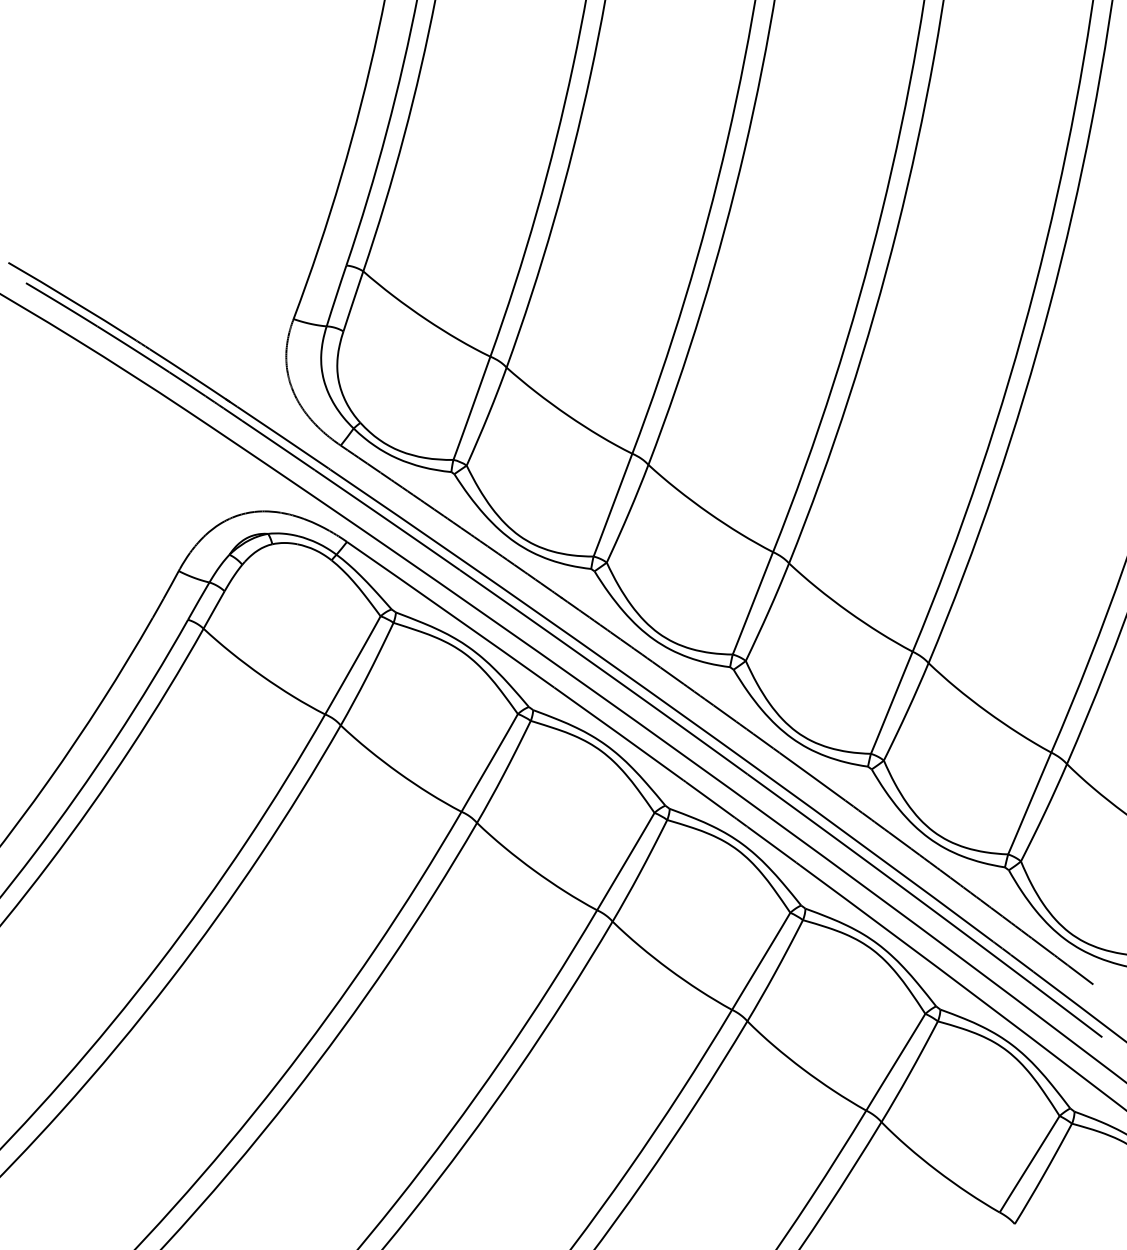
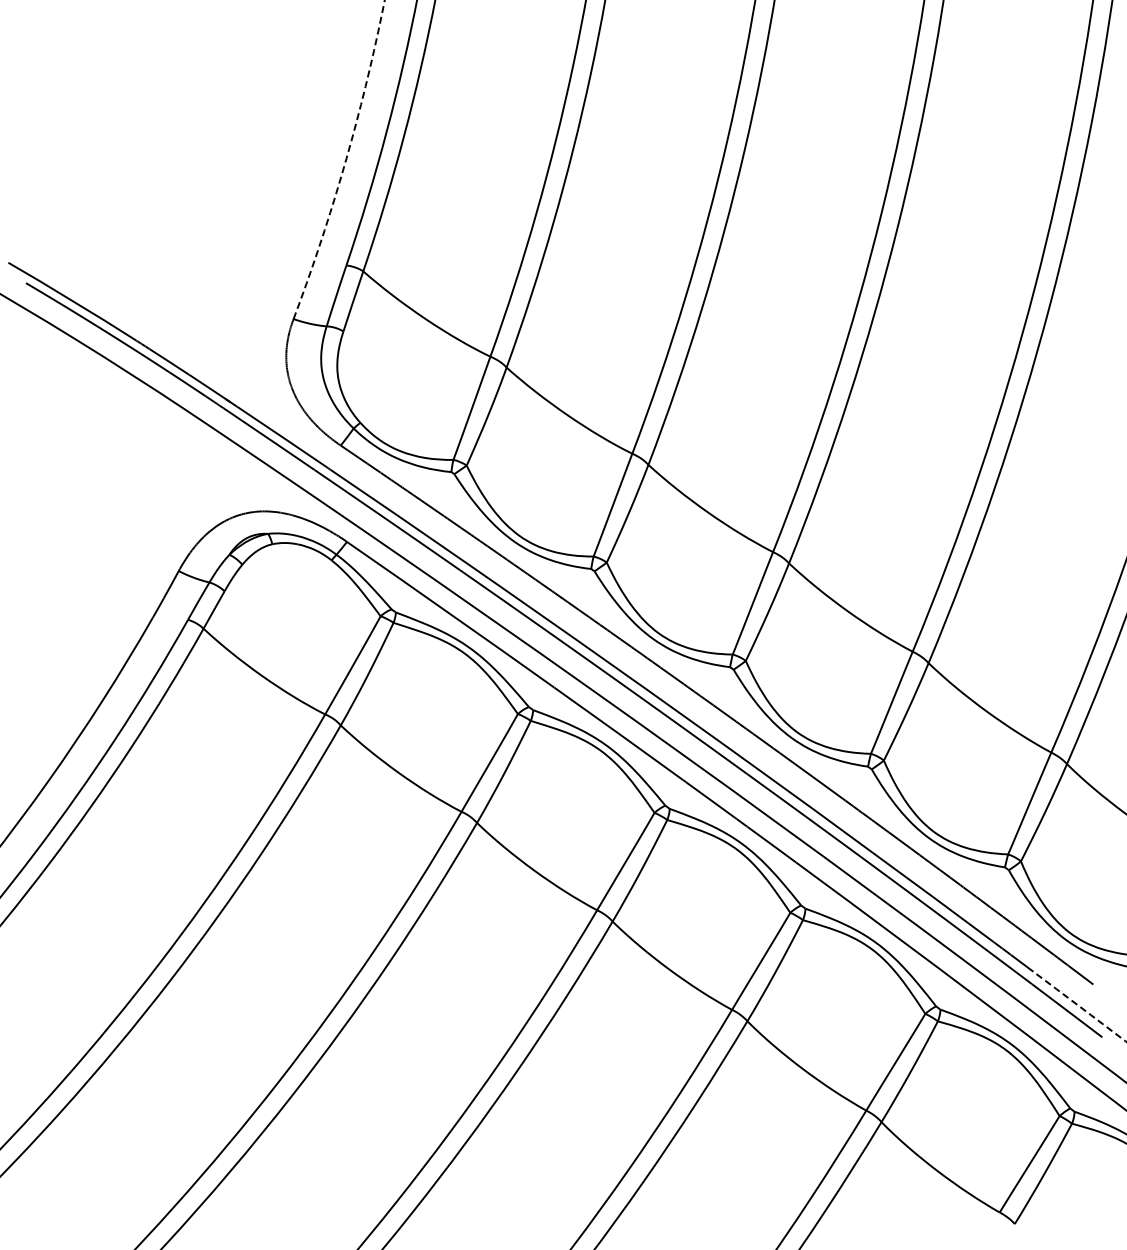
arc: solid -> dashed (345, 160)
arc: solid -> dashed (1079, 1006)
